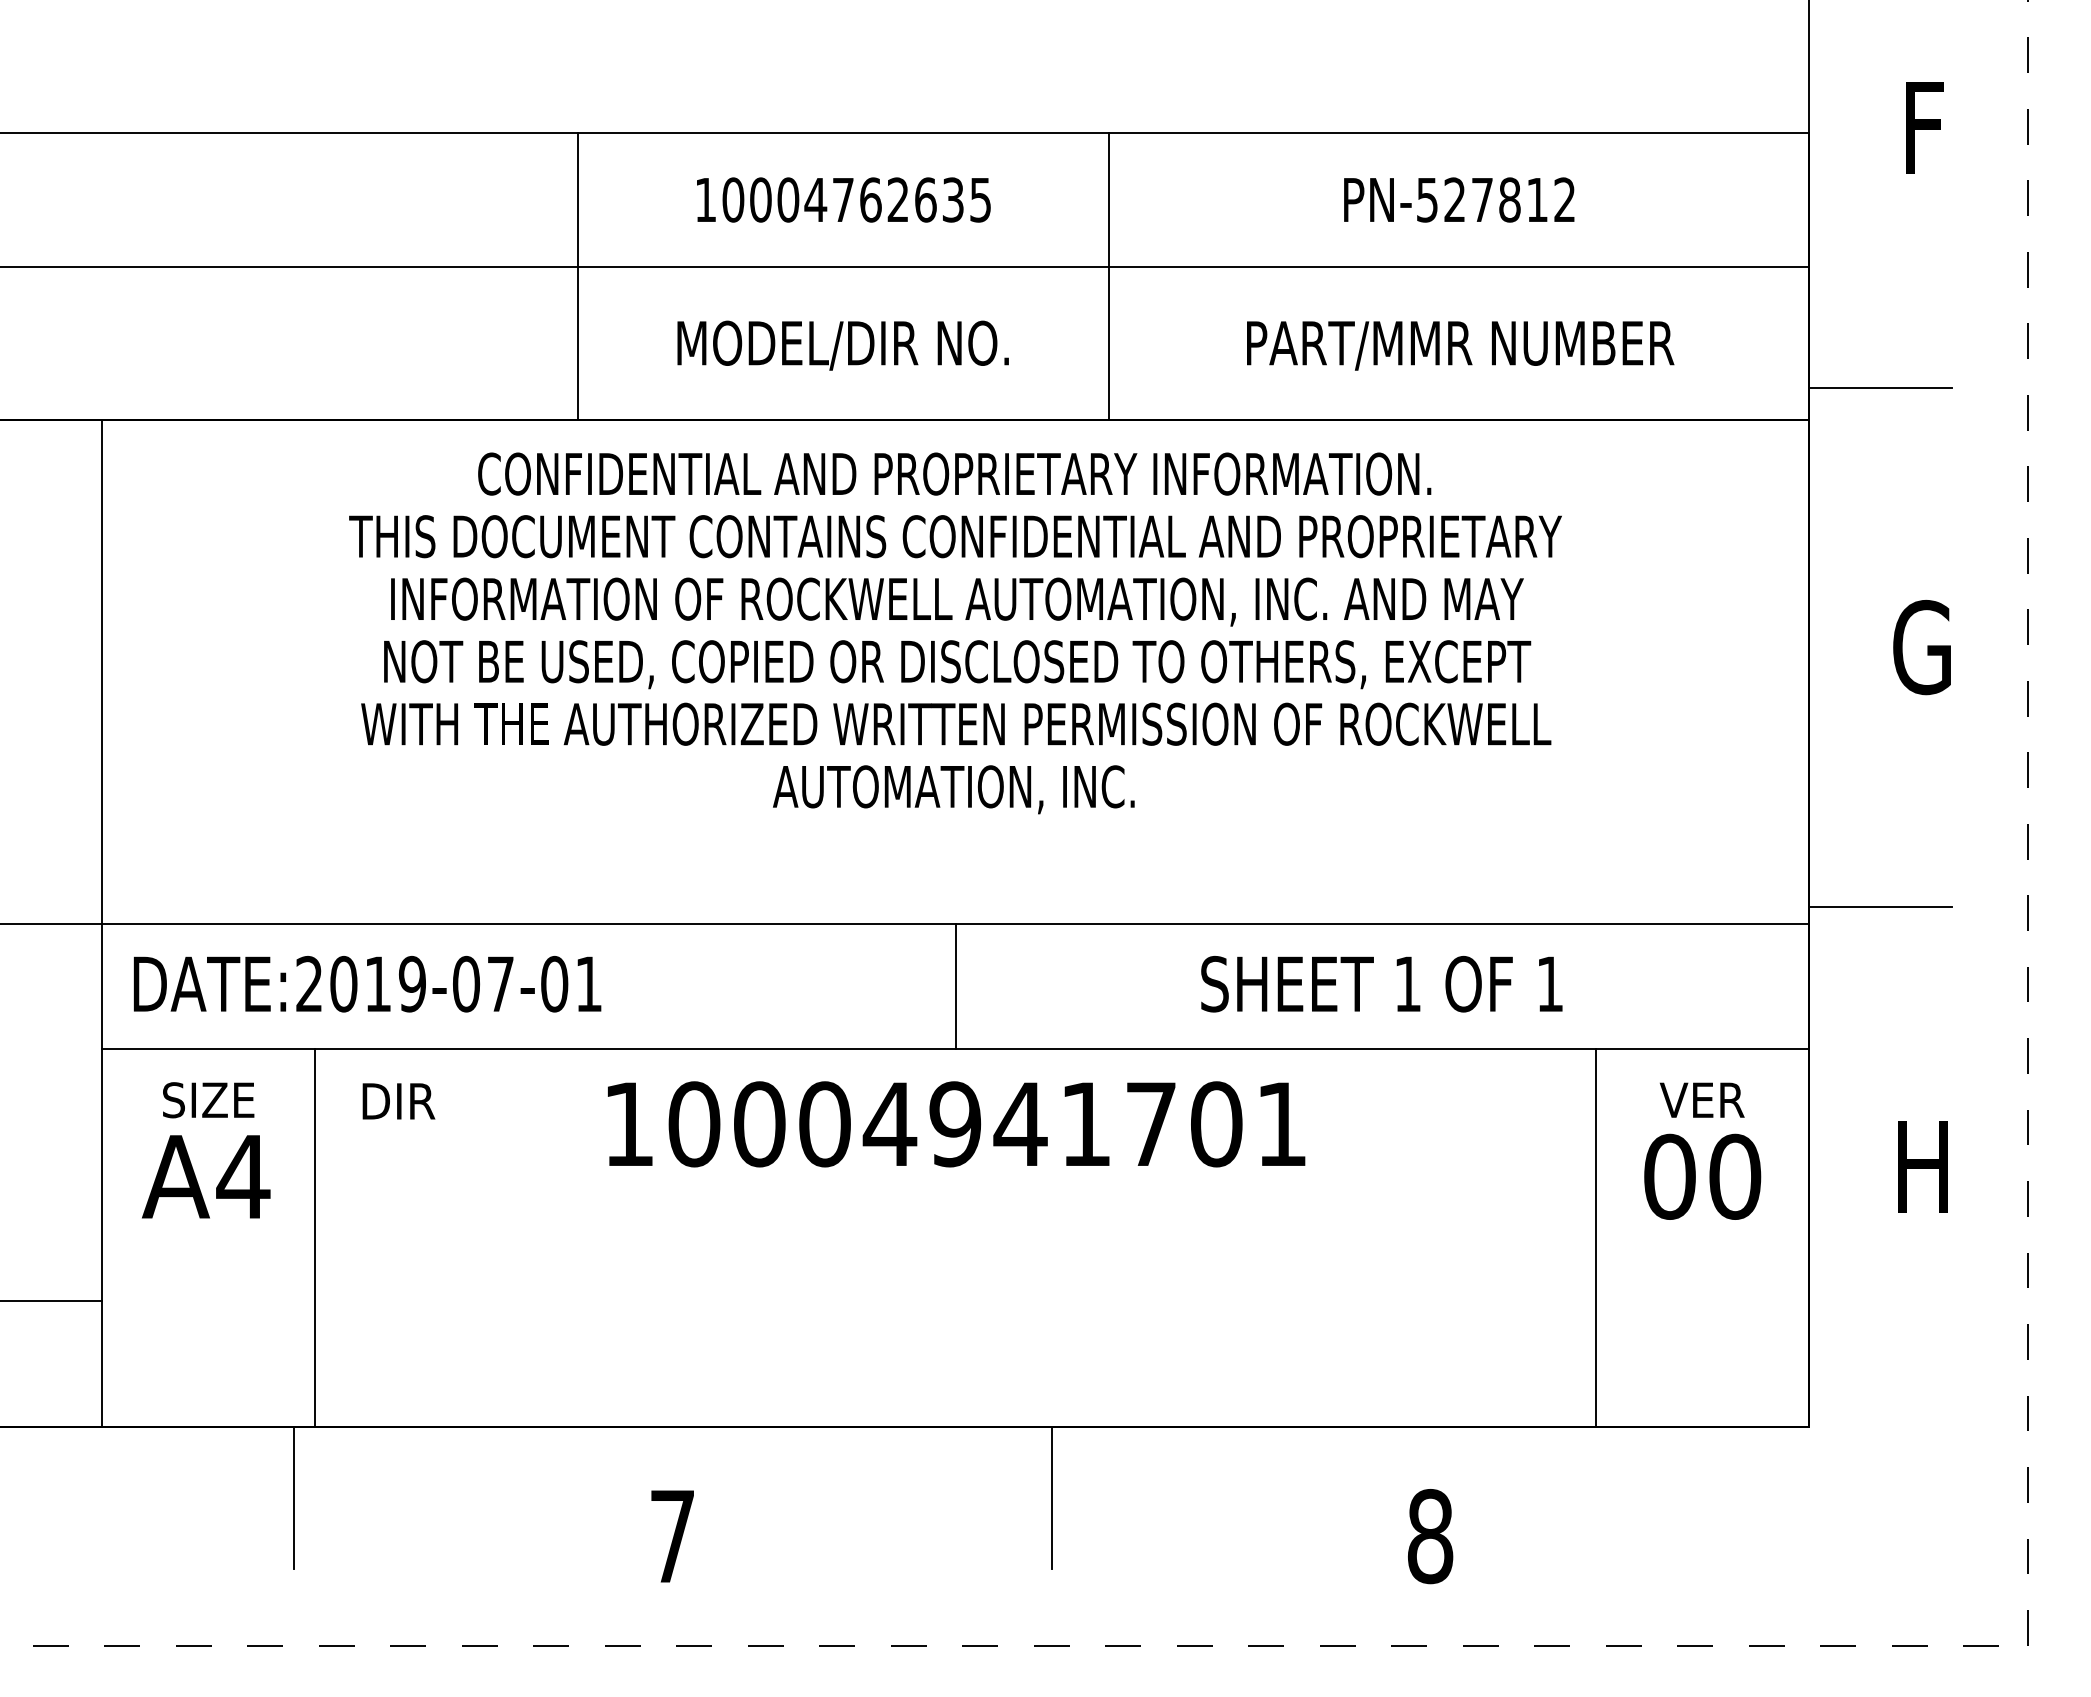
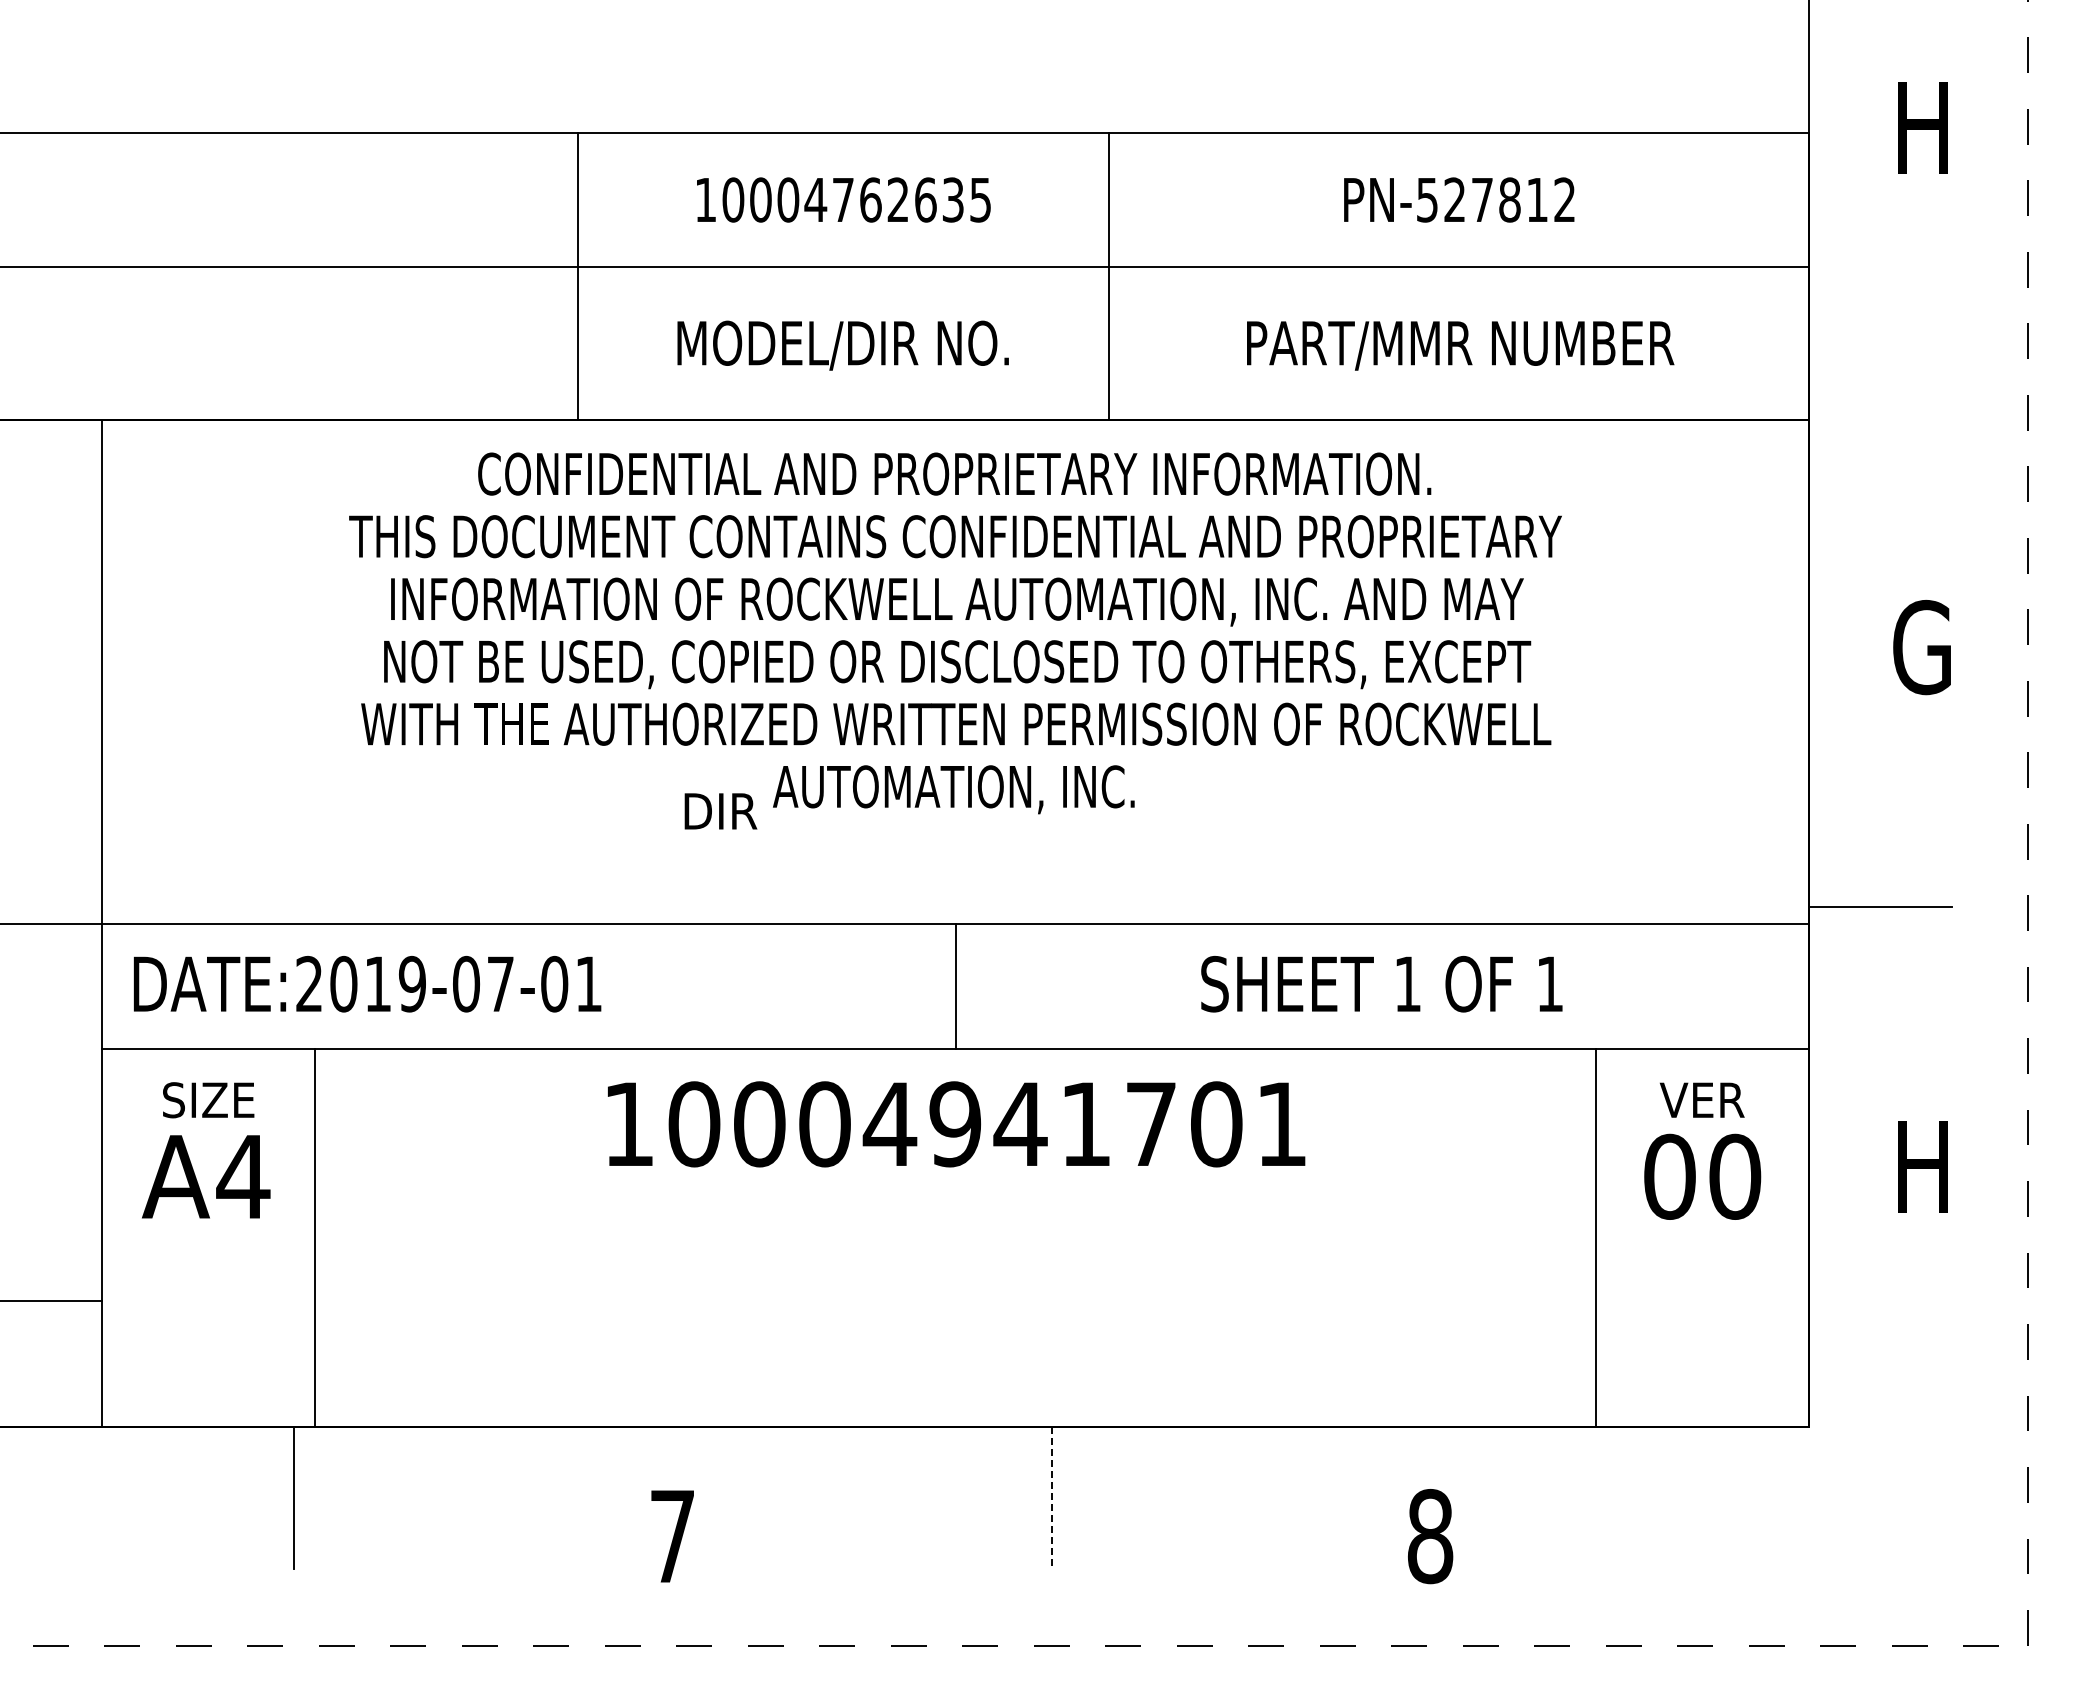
text: F -> H (1922, 127)
line: present -> none (1880, 387)
text position: (398, 1101) -> (720, 811) (720, 811)
line: solid -> dashed (1051, 1498)
